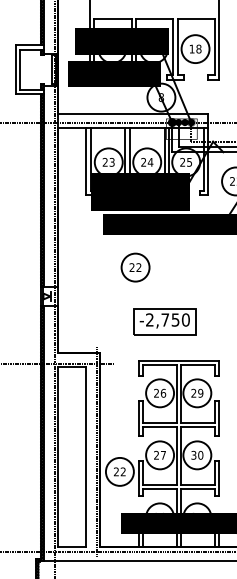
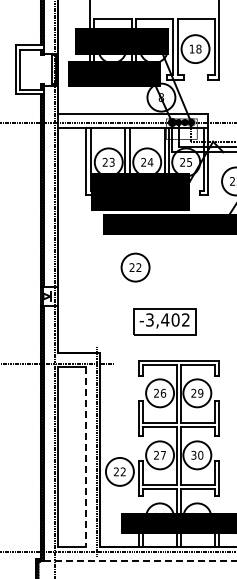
text: -2,750 -> -3,402 (167, 319)
line: solid -> dashed (86, 457)
line: solid -> dashed (140, 561)
